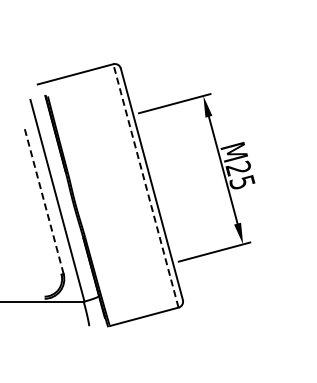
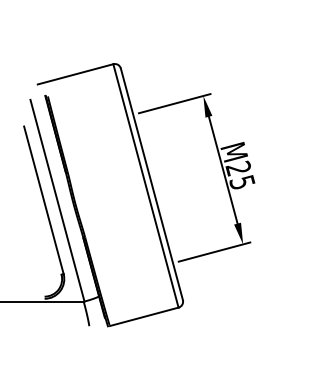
line: dashed -> solid (145, 185)
line: dashed -> solid (43, 199)
